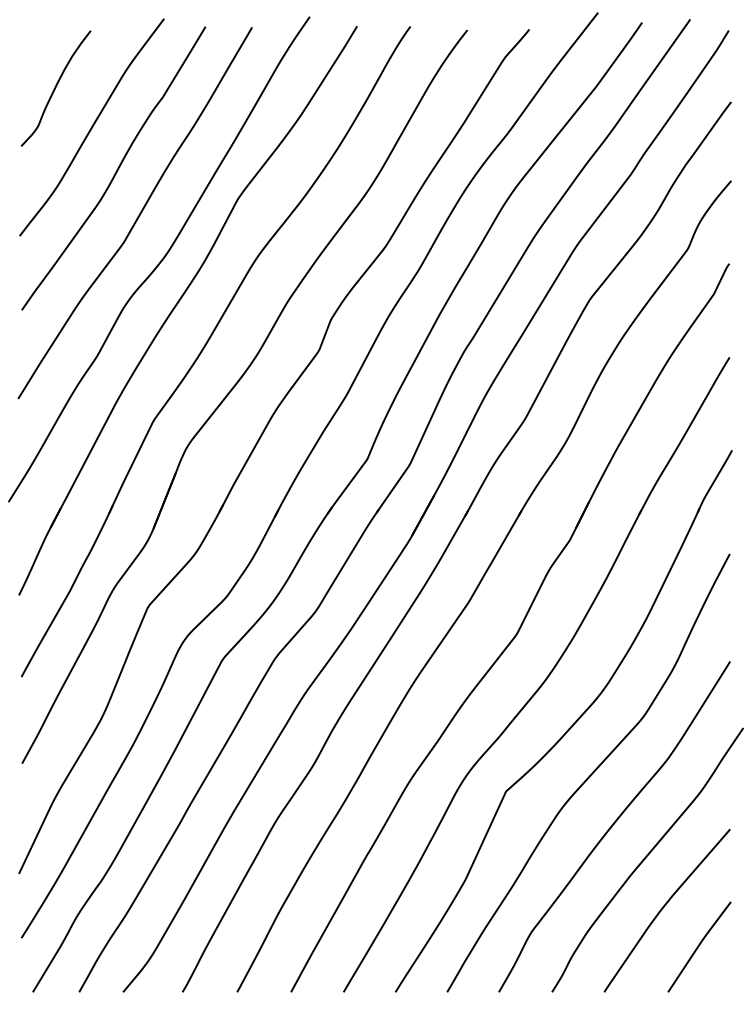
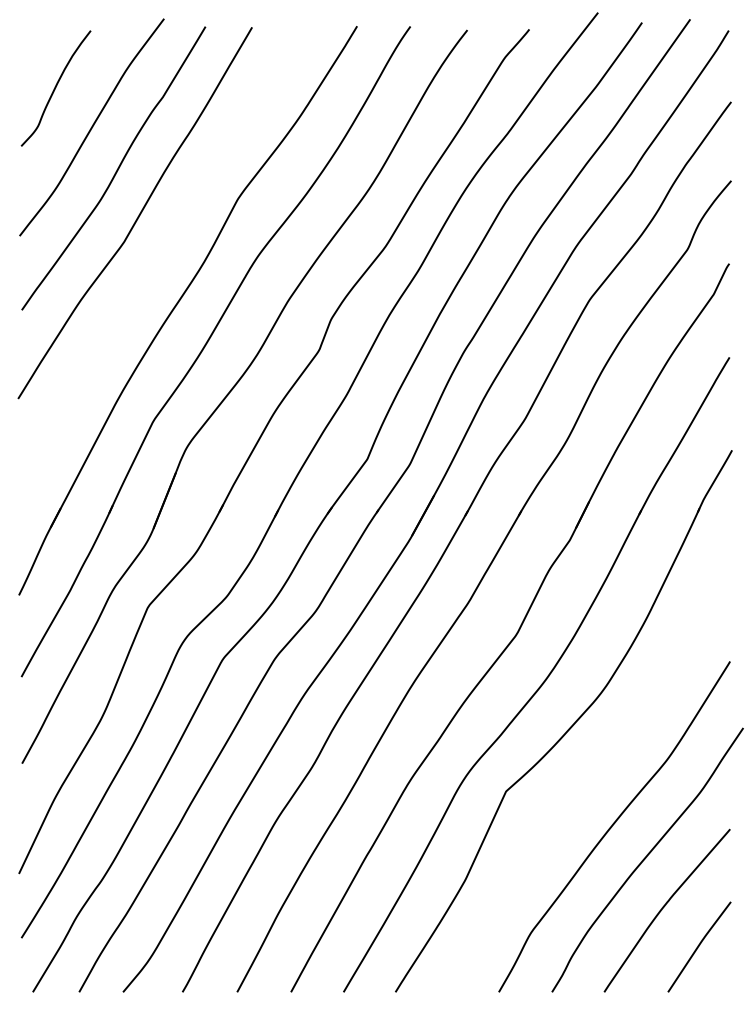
curve: present -> none (160, 260)
curve: present -> none (590, 774)
